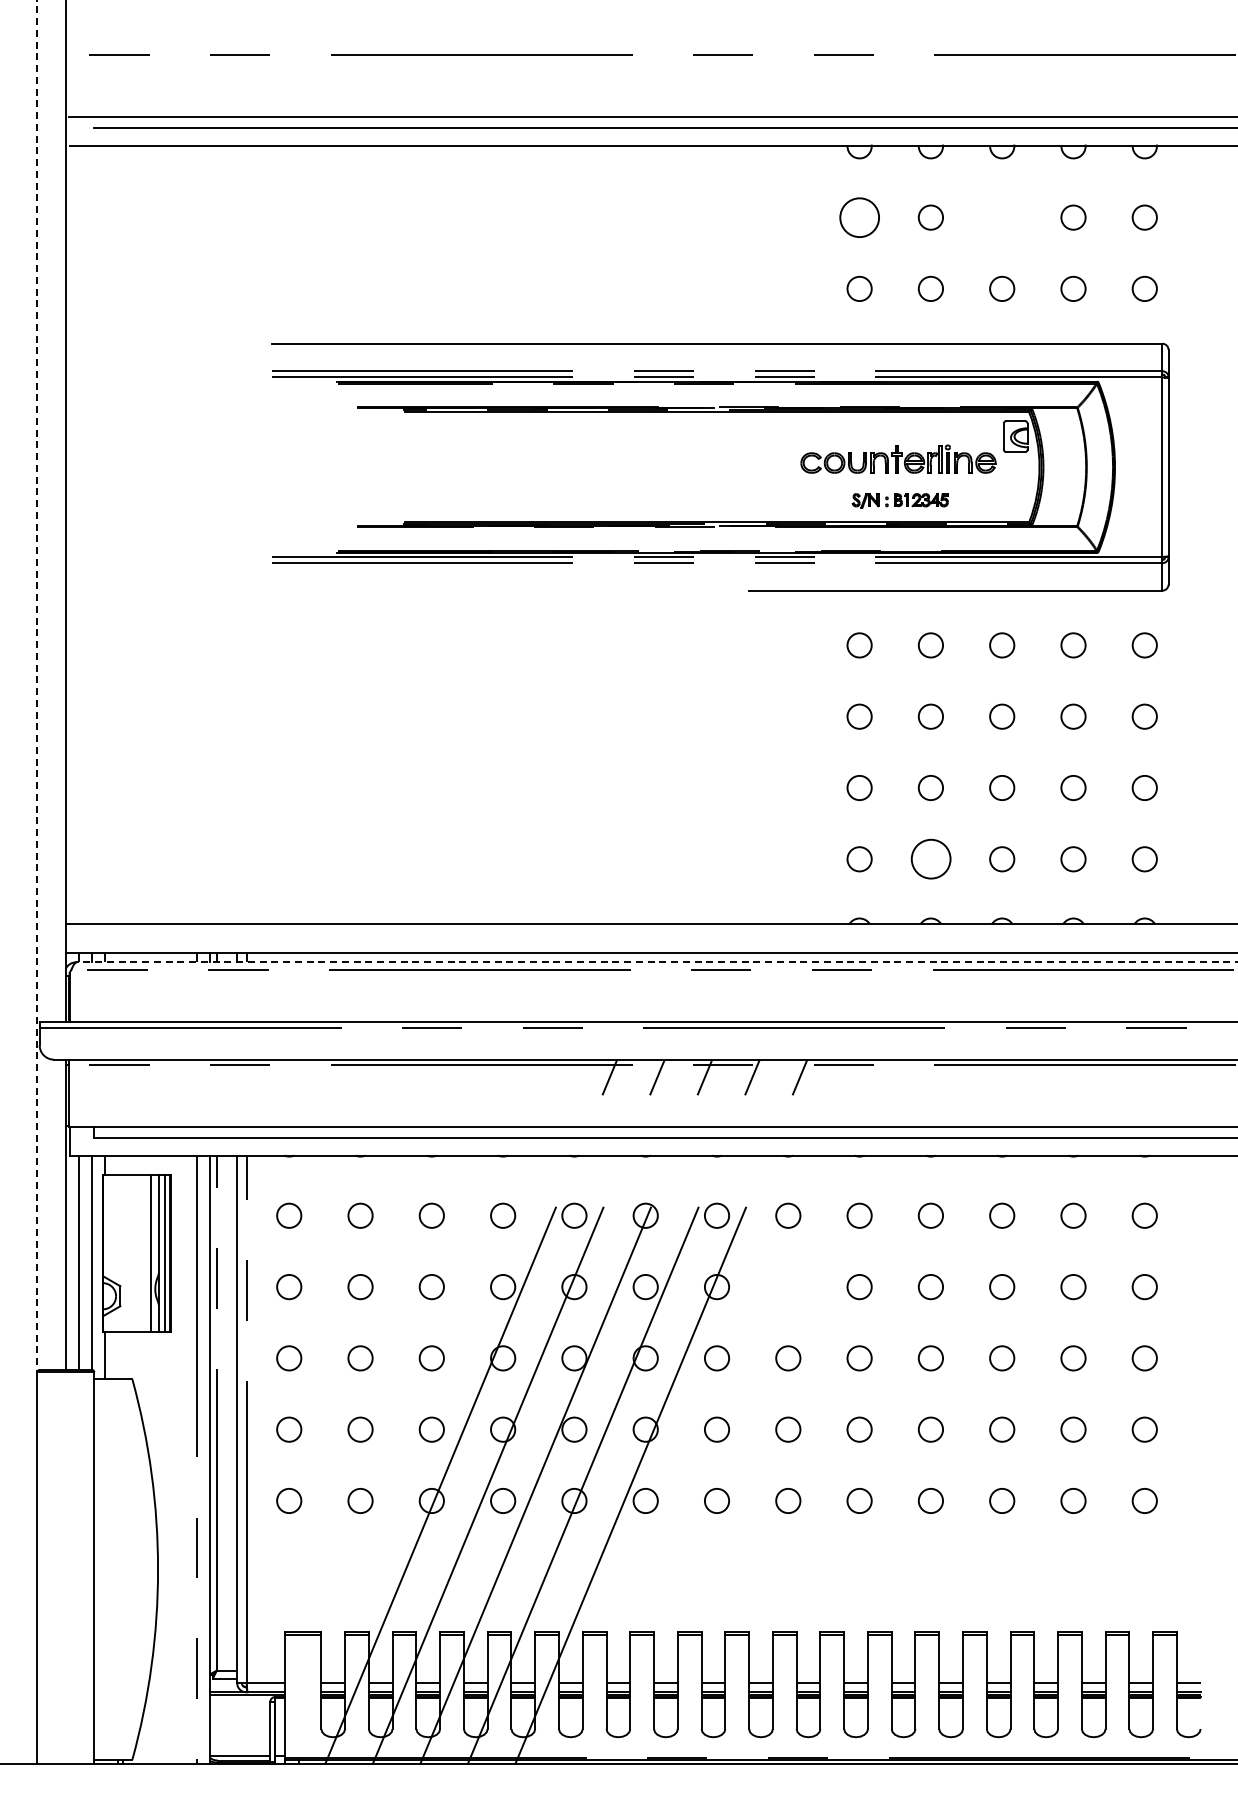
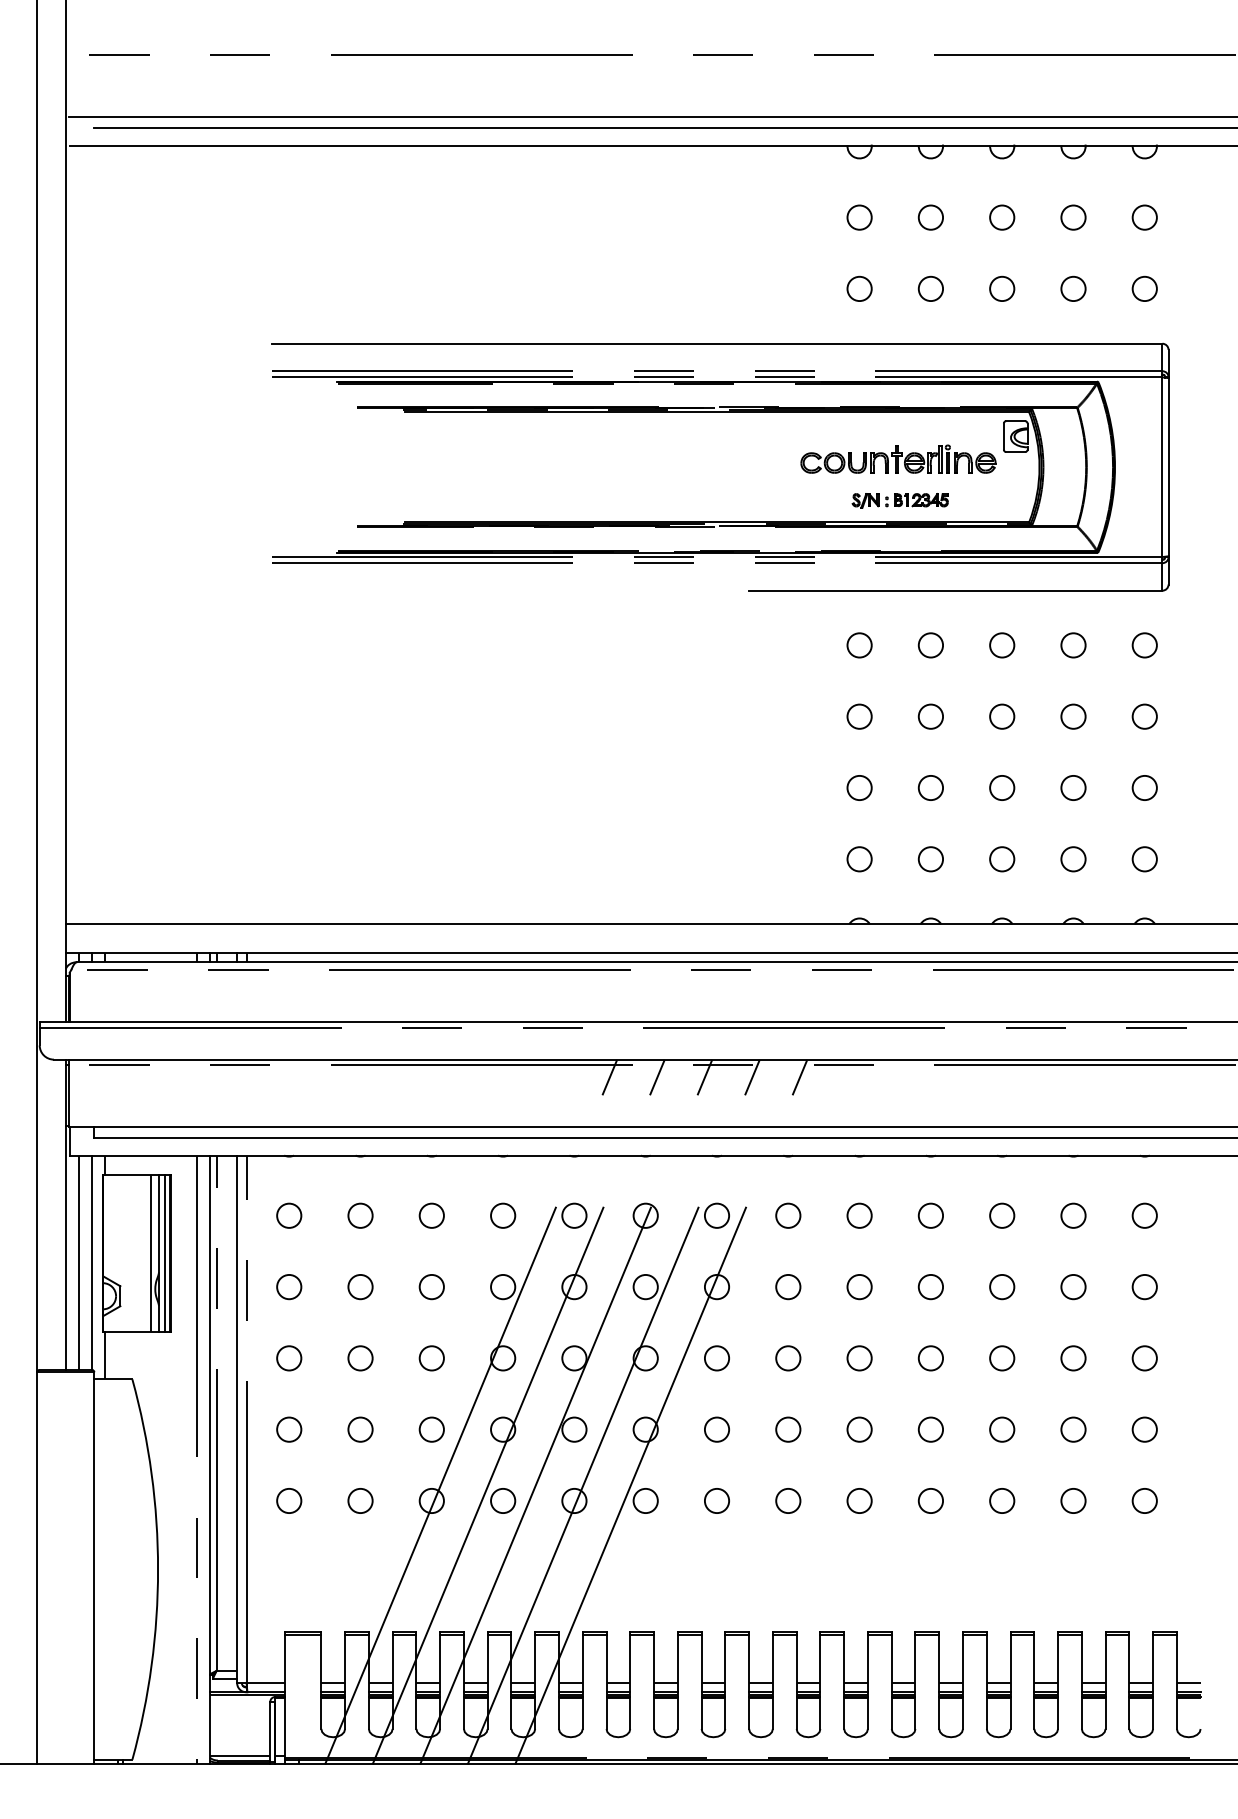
circle size: 41x41 px -> 27x27 px (859, 217)
circle: none -> present (1002, 217)
line: dashed -> solid (37, 686)
circle size: 42x42 px -> 27x27 px (930, 859)
line: dashed -> solid (657, 962)
circle: none -> present (788, 1287)
